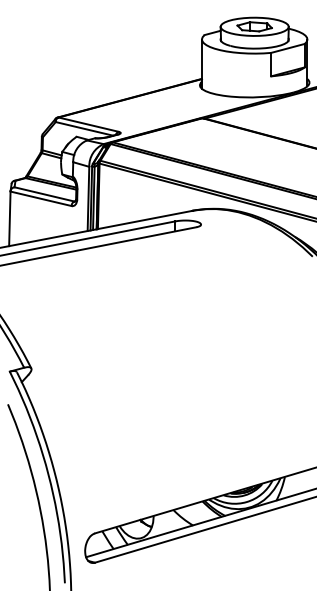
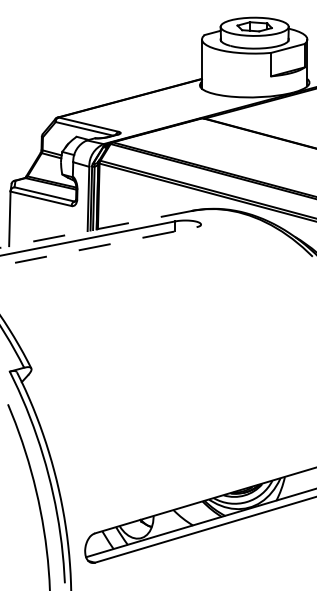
line: solid -> dashed (96, 229)
line: solid -> dashed (98, 246)
